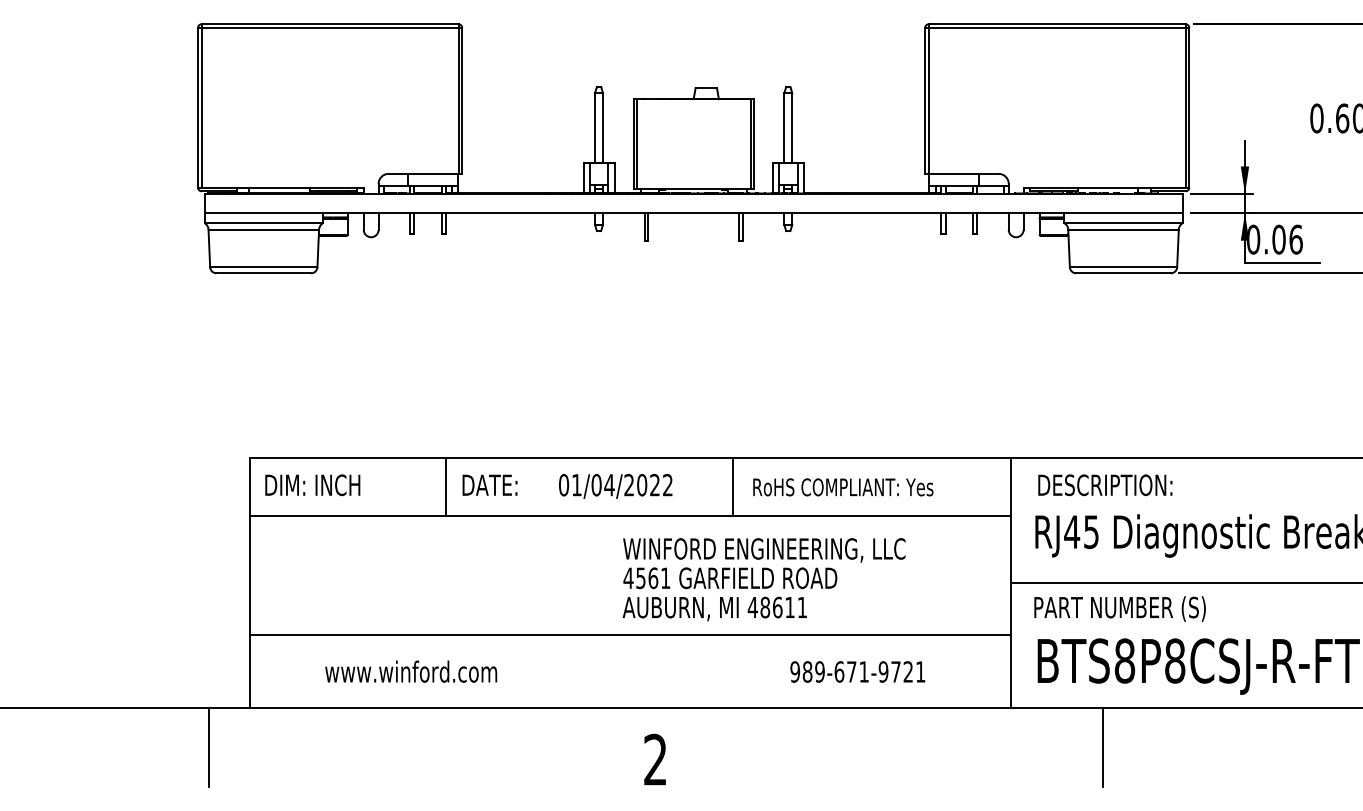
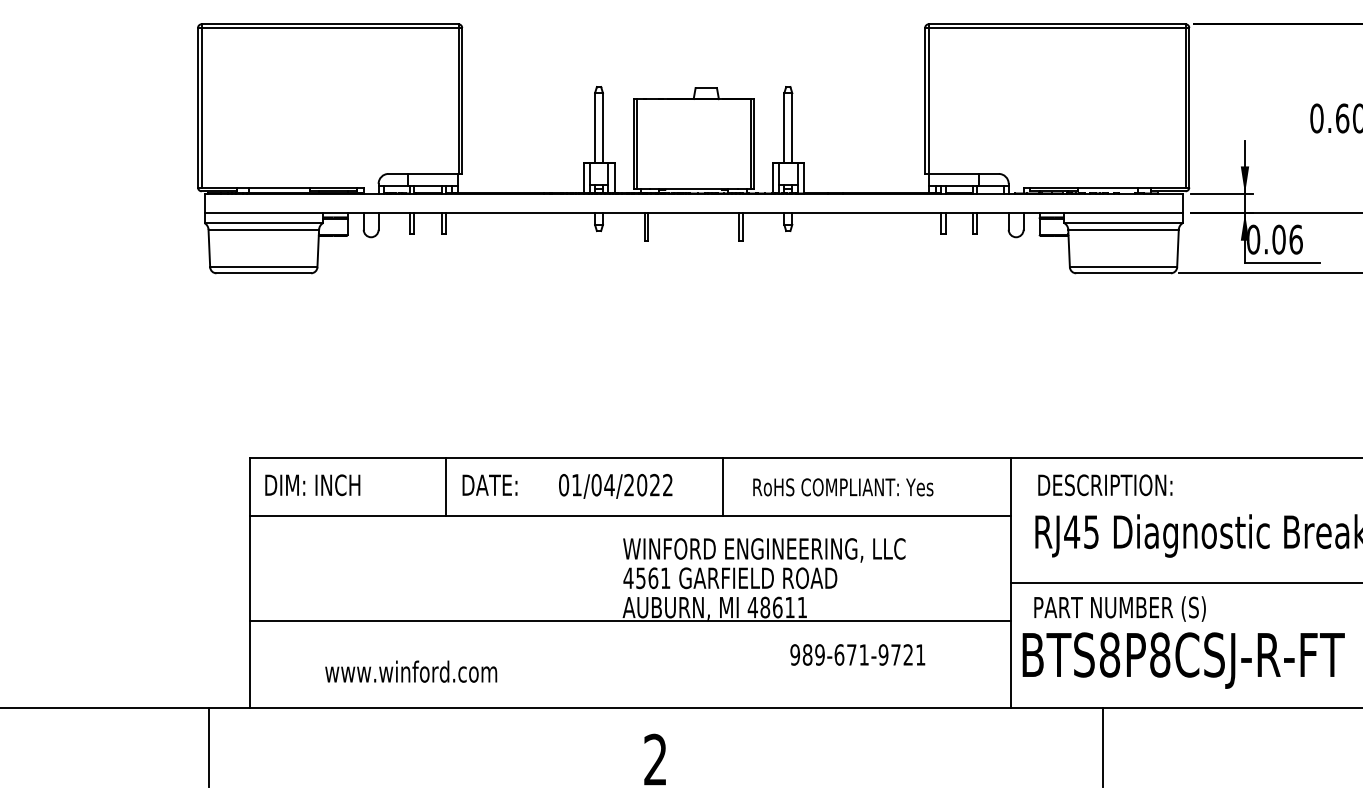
line position: (733, 486) -> (723, 486) (723, 486)
line position: (629, 634) -> (629, 620) (629, 620)
text position: (1198, 666) -> (1183, 660) (1183, 660)
text position: (857, 671) -> (857, 654) (857, 654)
